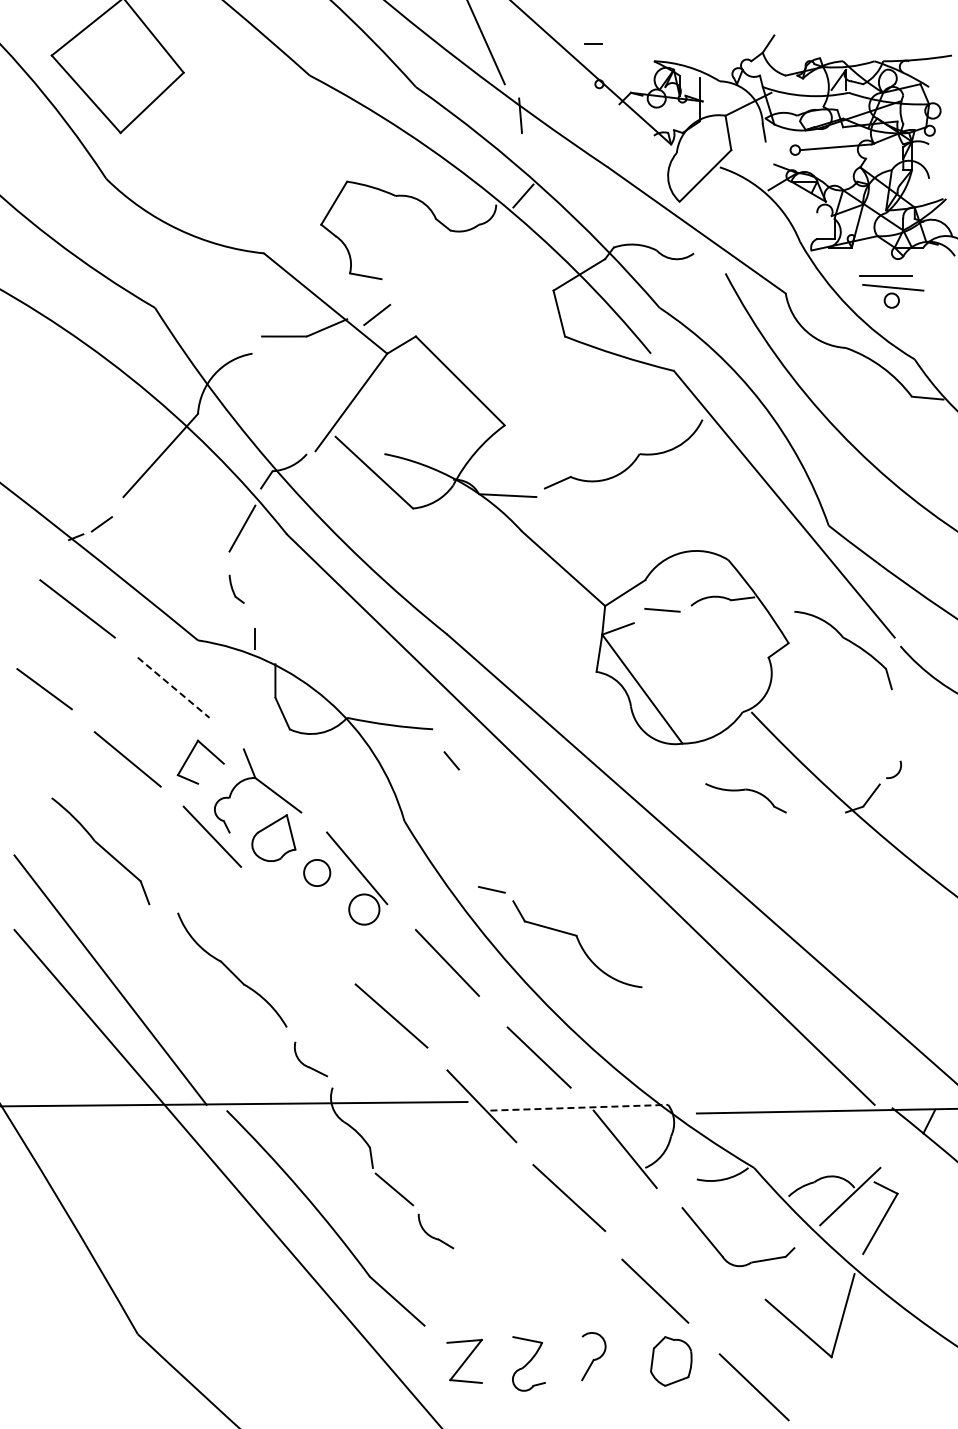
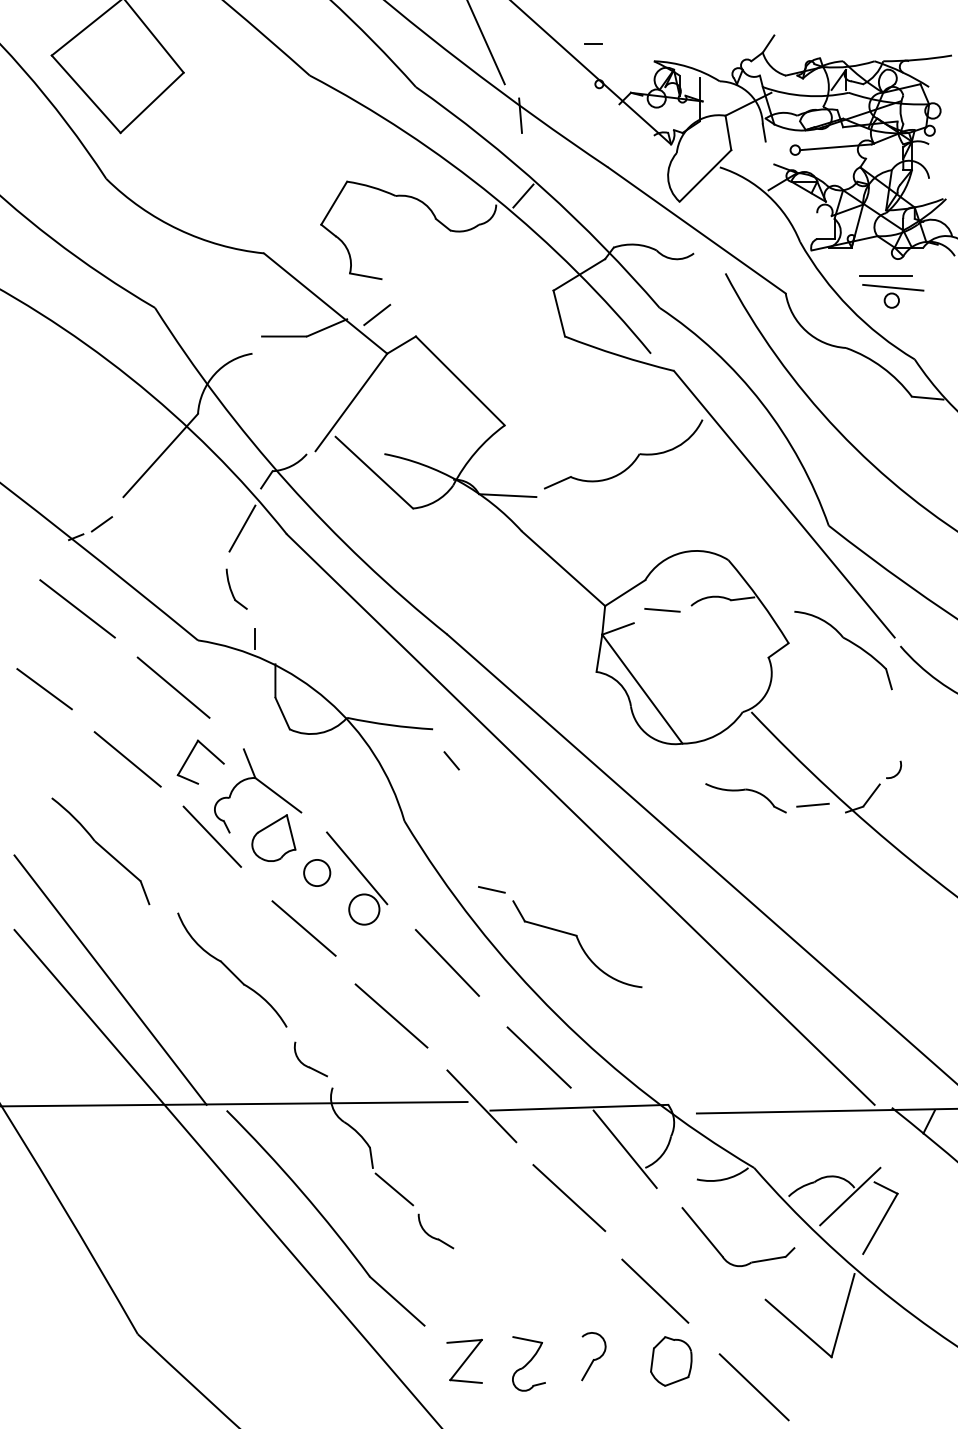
part size: 17x30 px -> 23x42 px (236, 588)
line: dashed -> solid (173, 687)
line: none -> present (812, 804)
line: none -> present (303, 928)
line: dashed -> solid (579, 1107)
